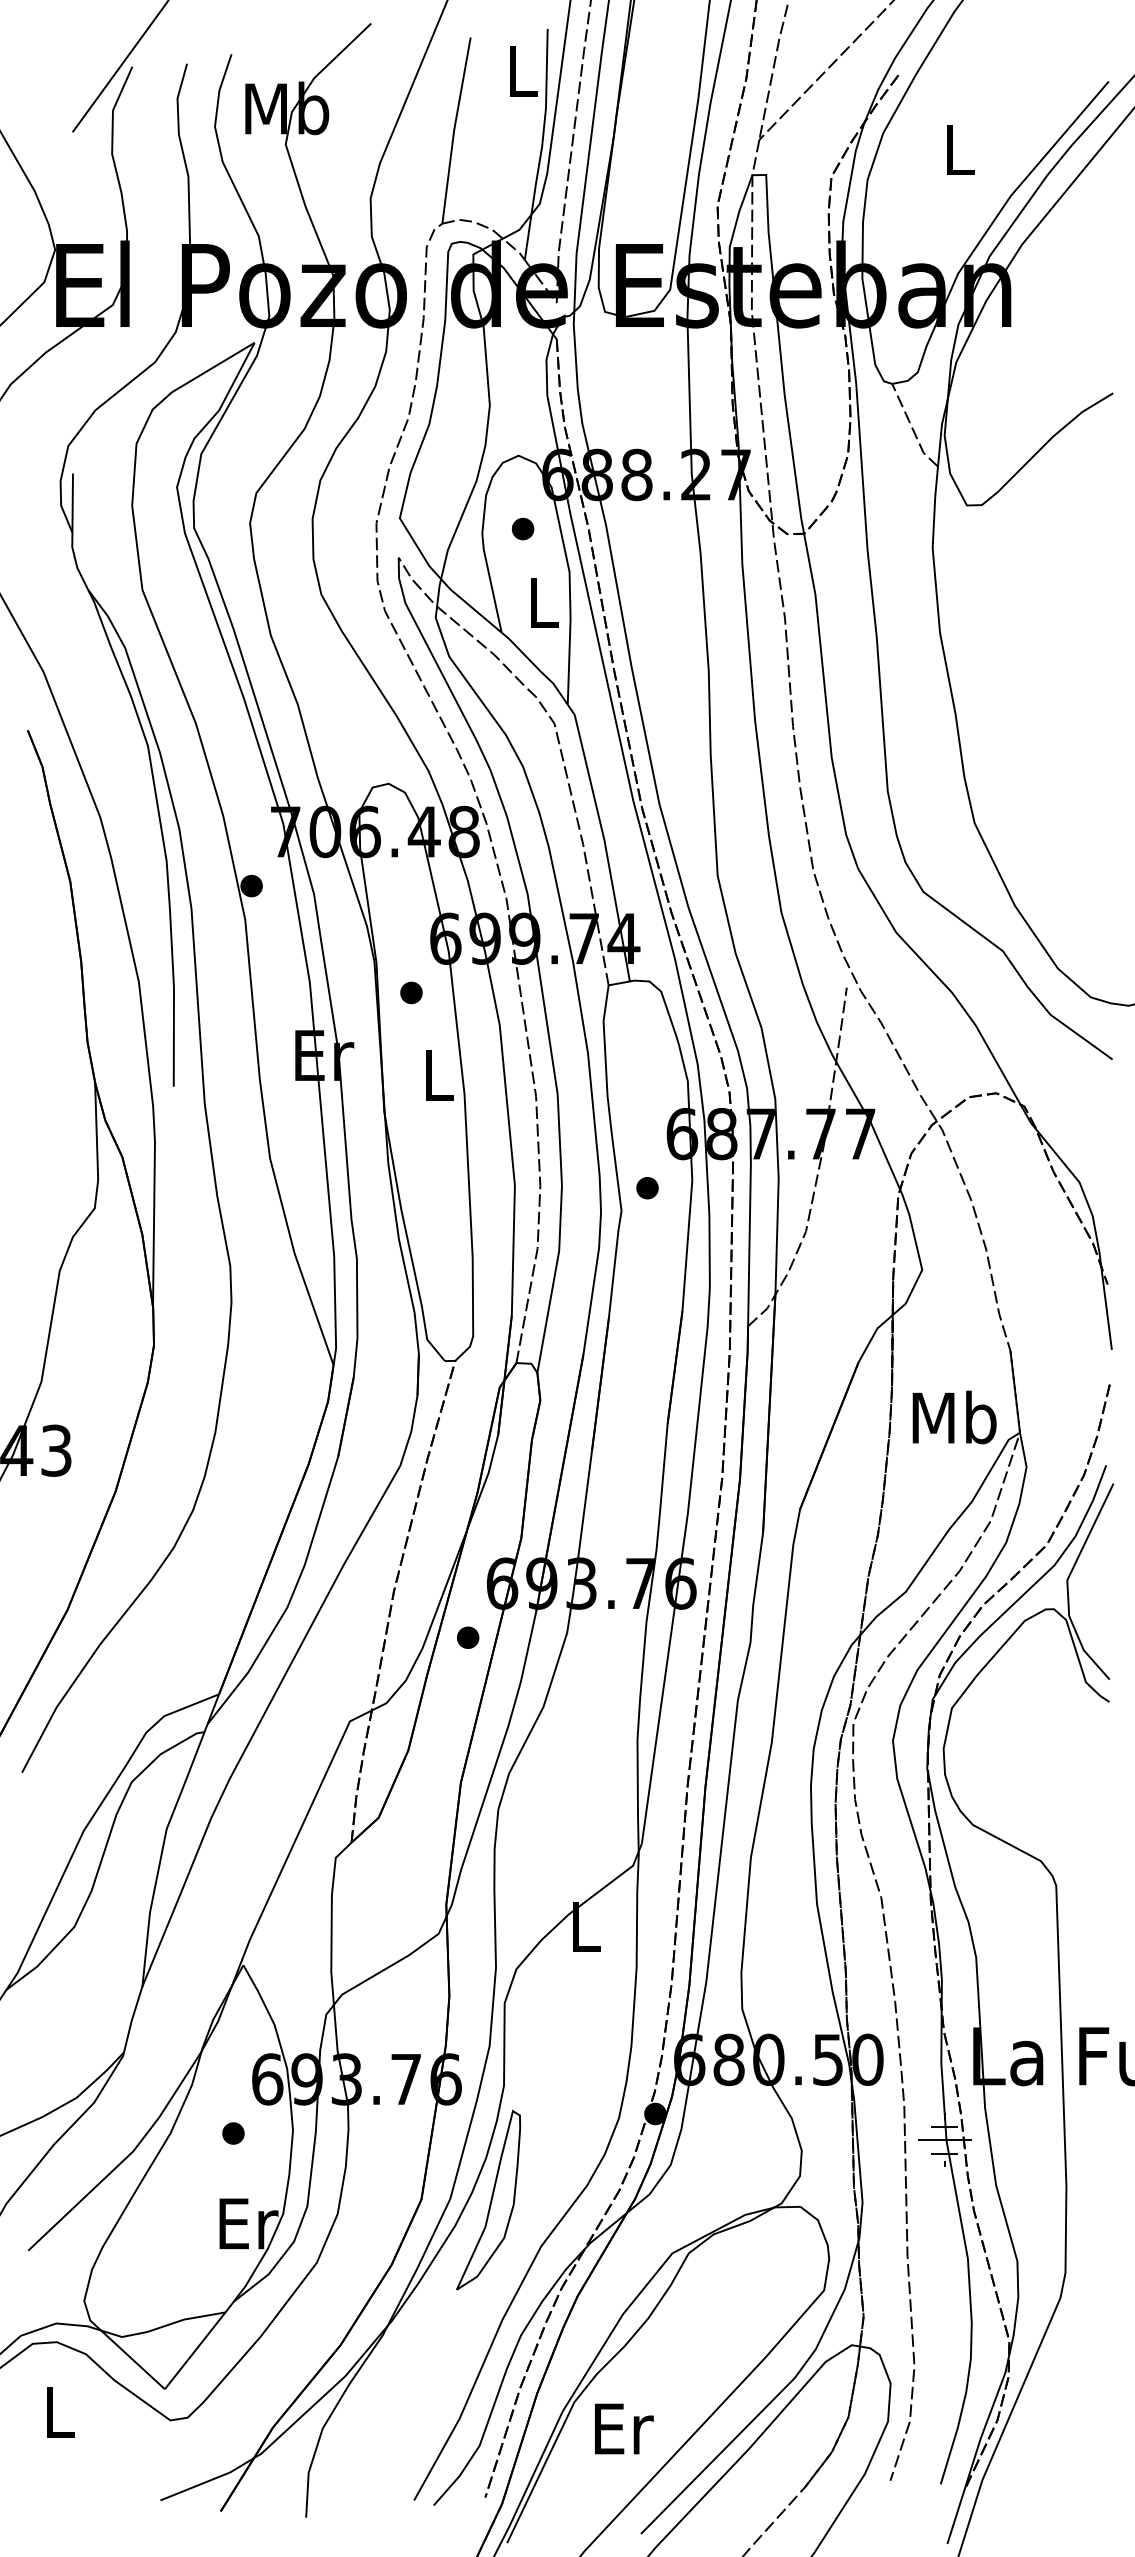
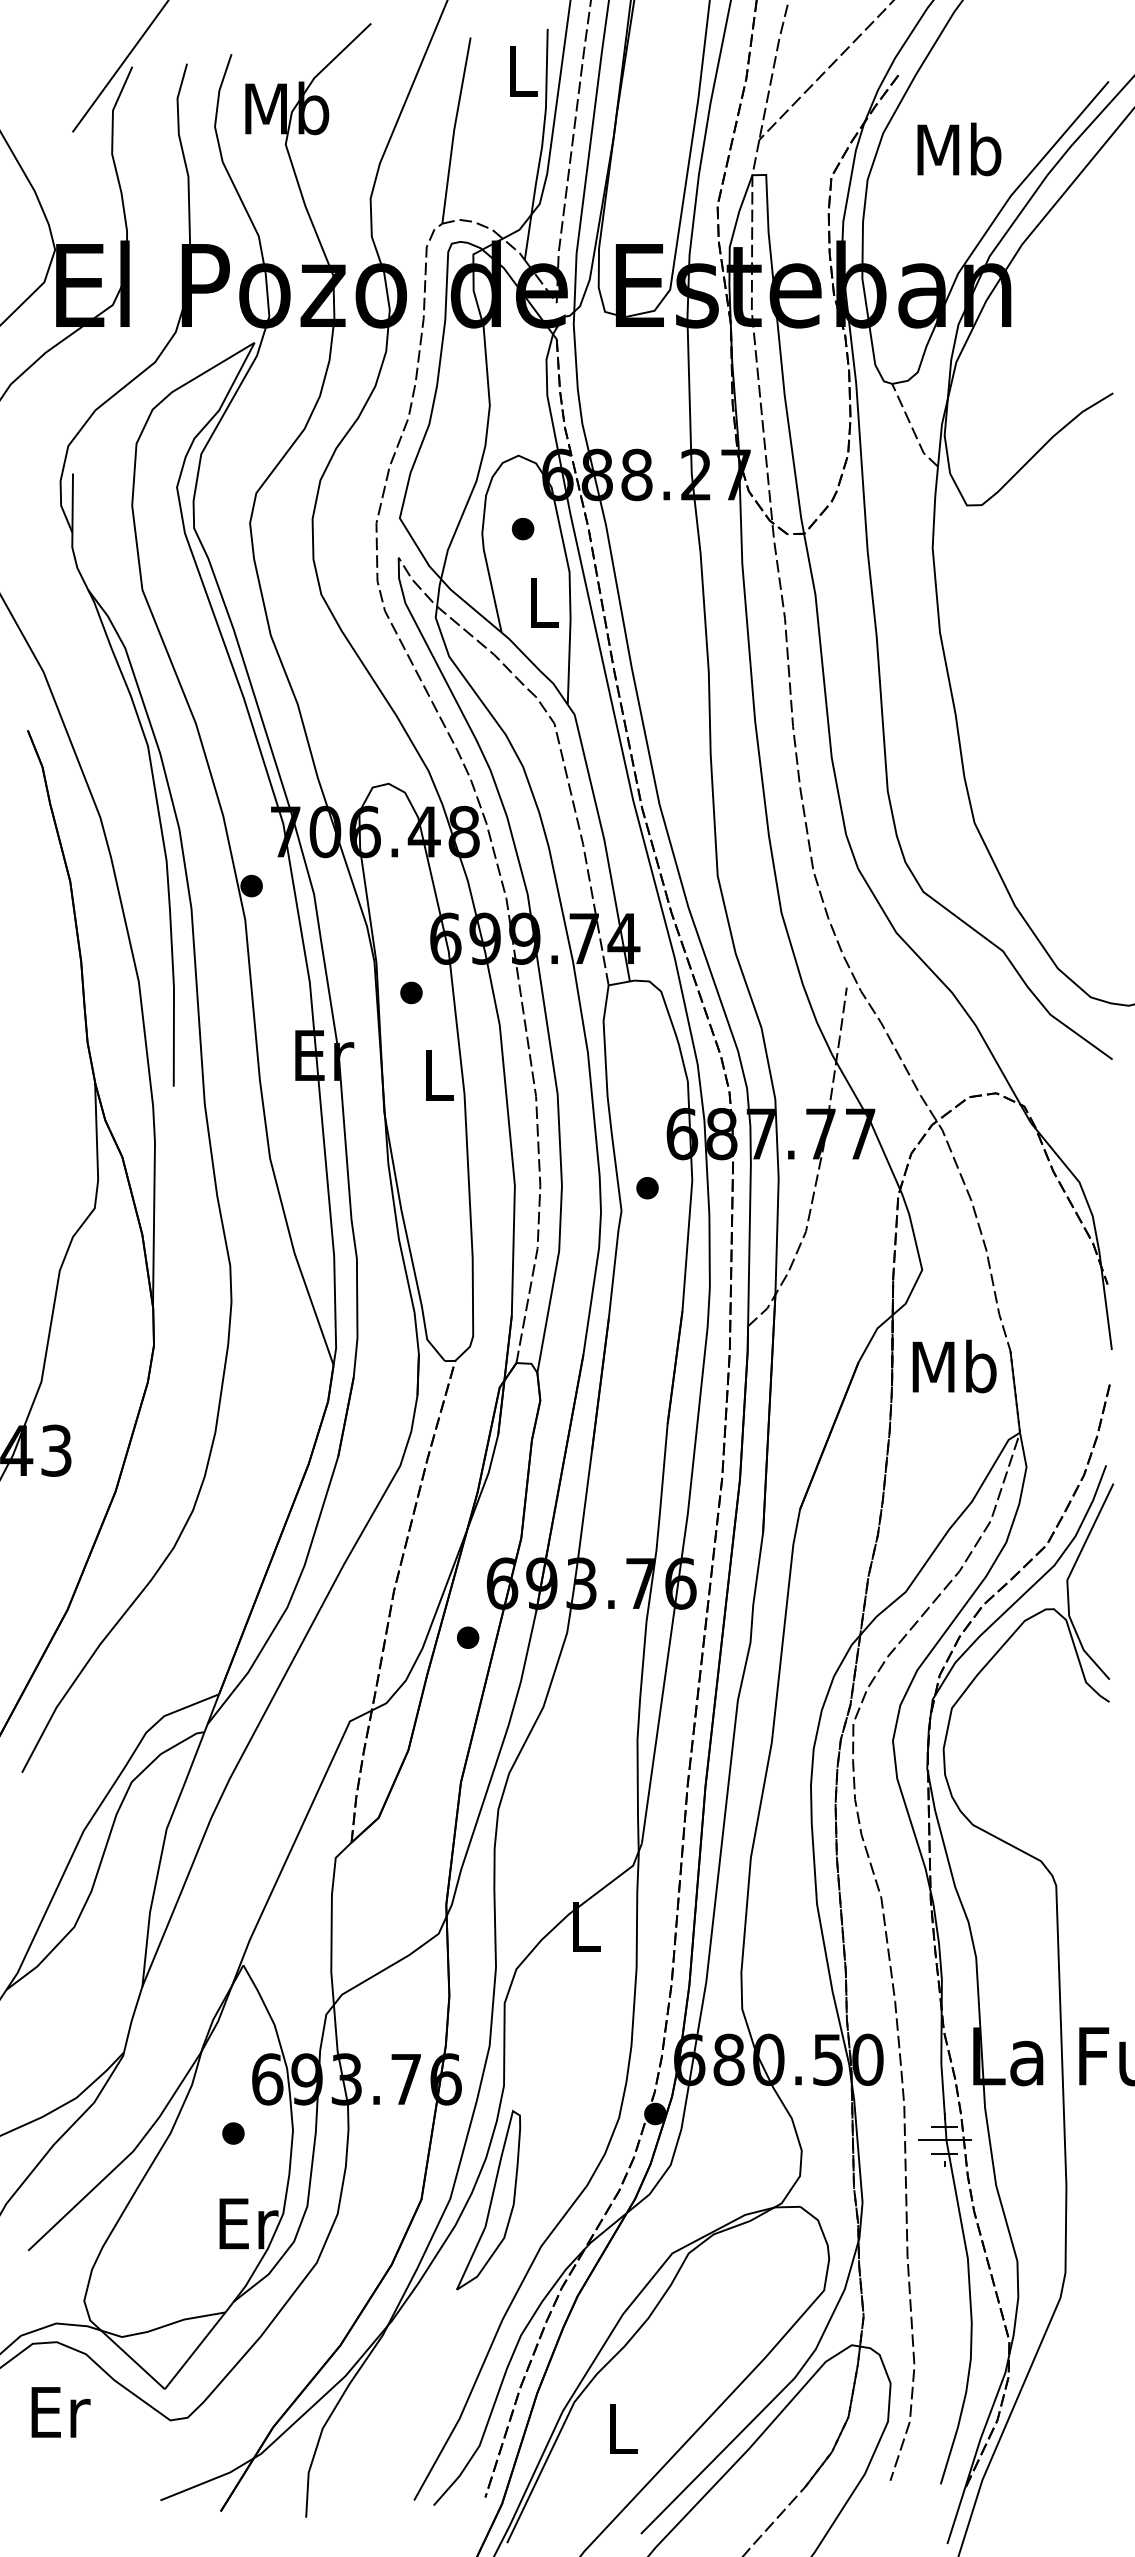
text: L -> Mb (959, 149)
text position: (954, 1417) -> (954, 1366) (954, 1366)
text: L -> Er (60, 2412)
text: Er -> L (624, 2428)
